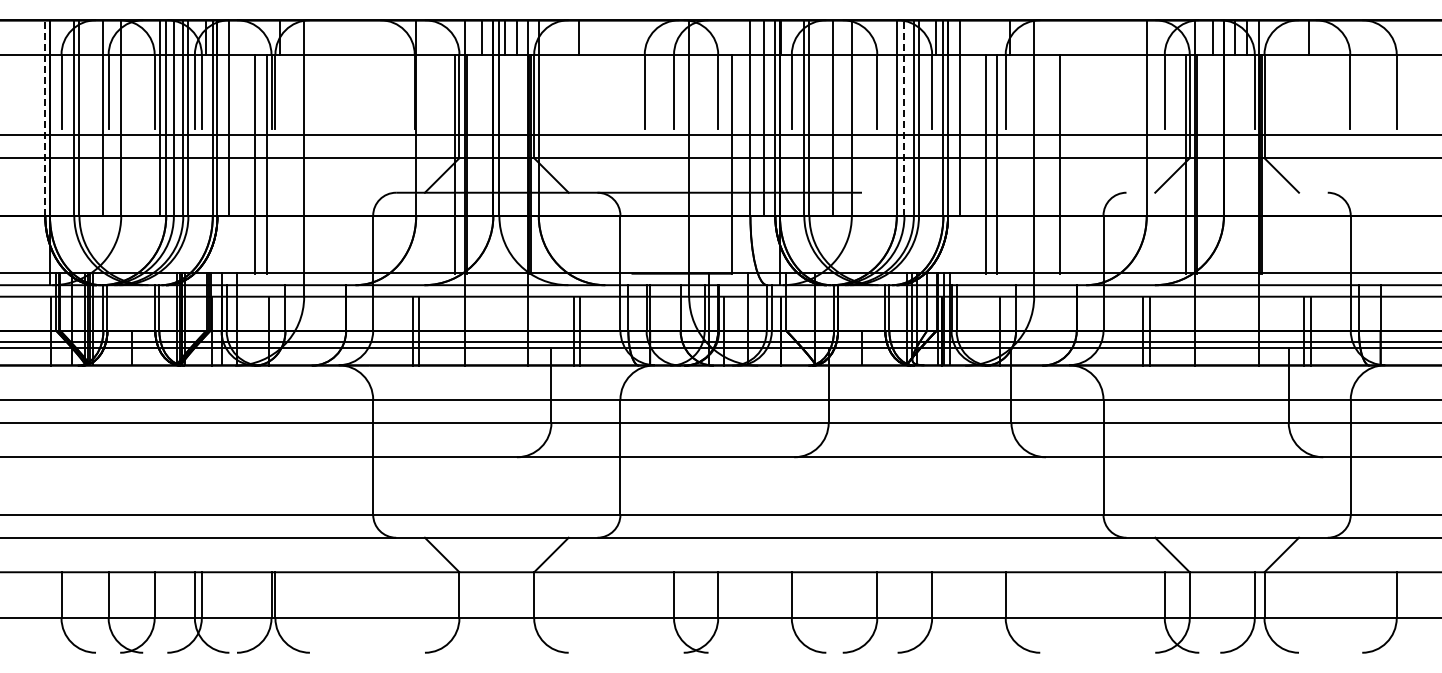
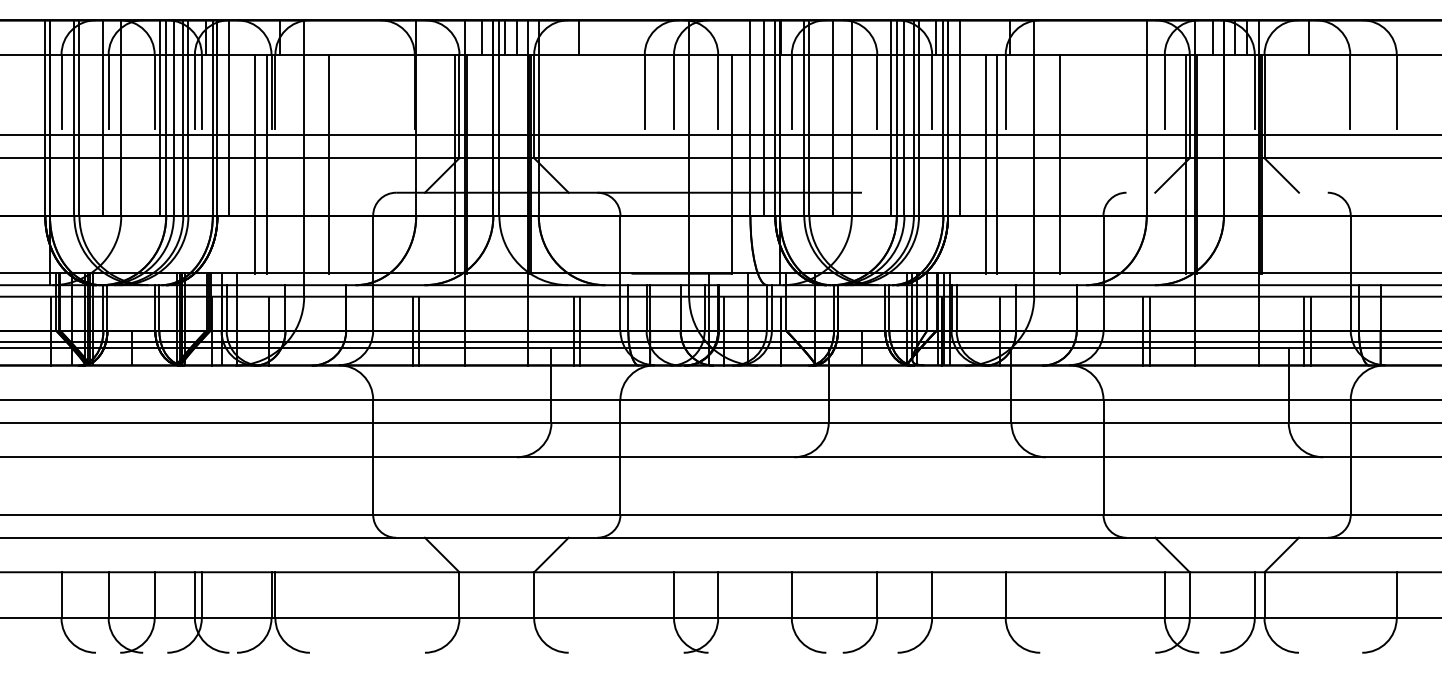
line: dashed -> solid (45, 118)
line: none -> present (890, 118)
line: dashed -> solid (904, 118)
line: none -> present (329, 164)
